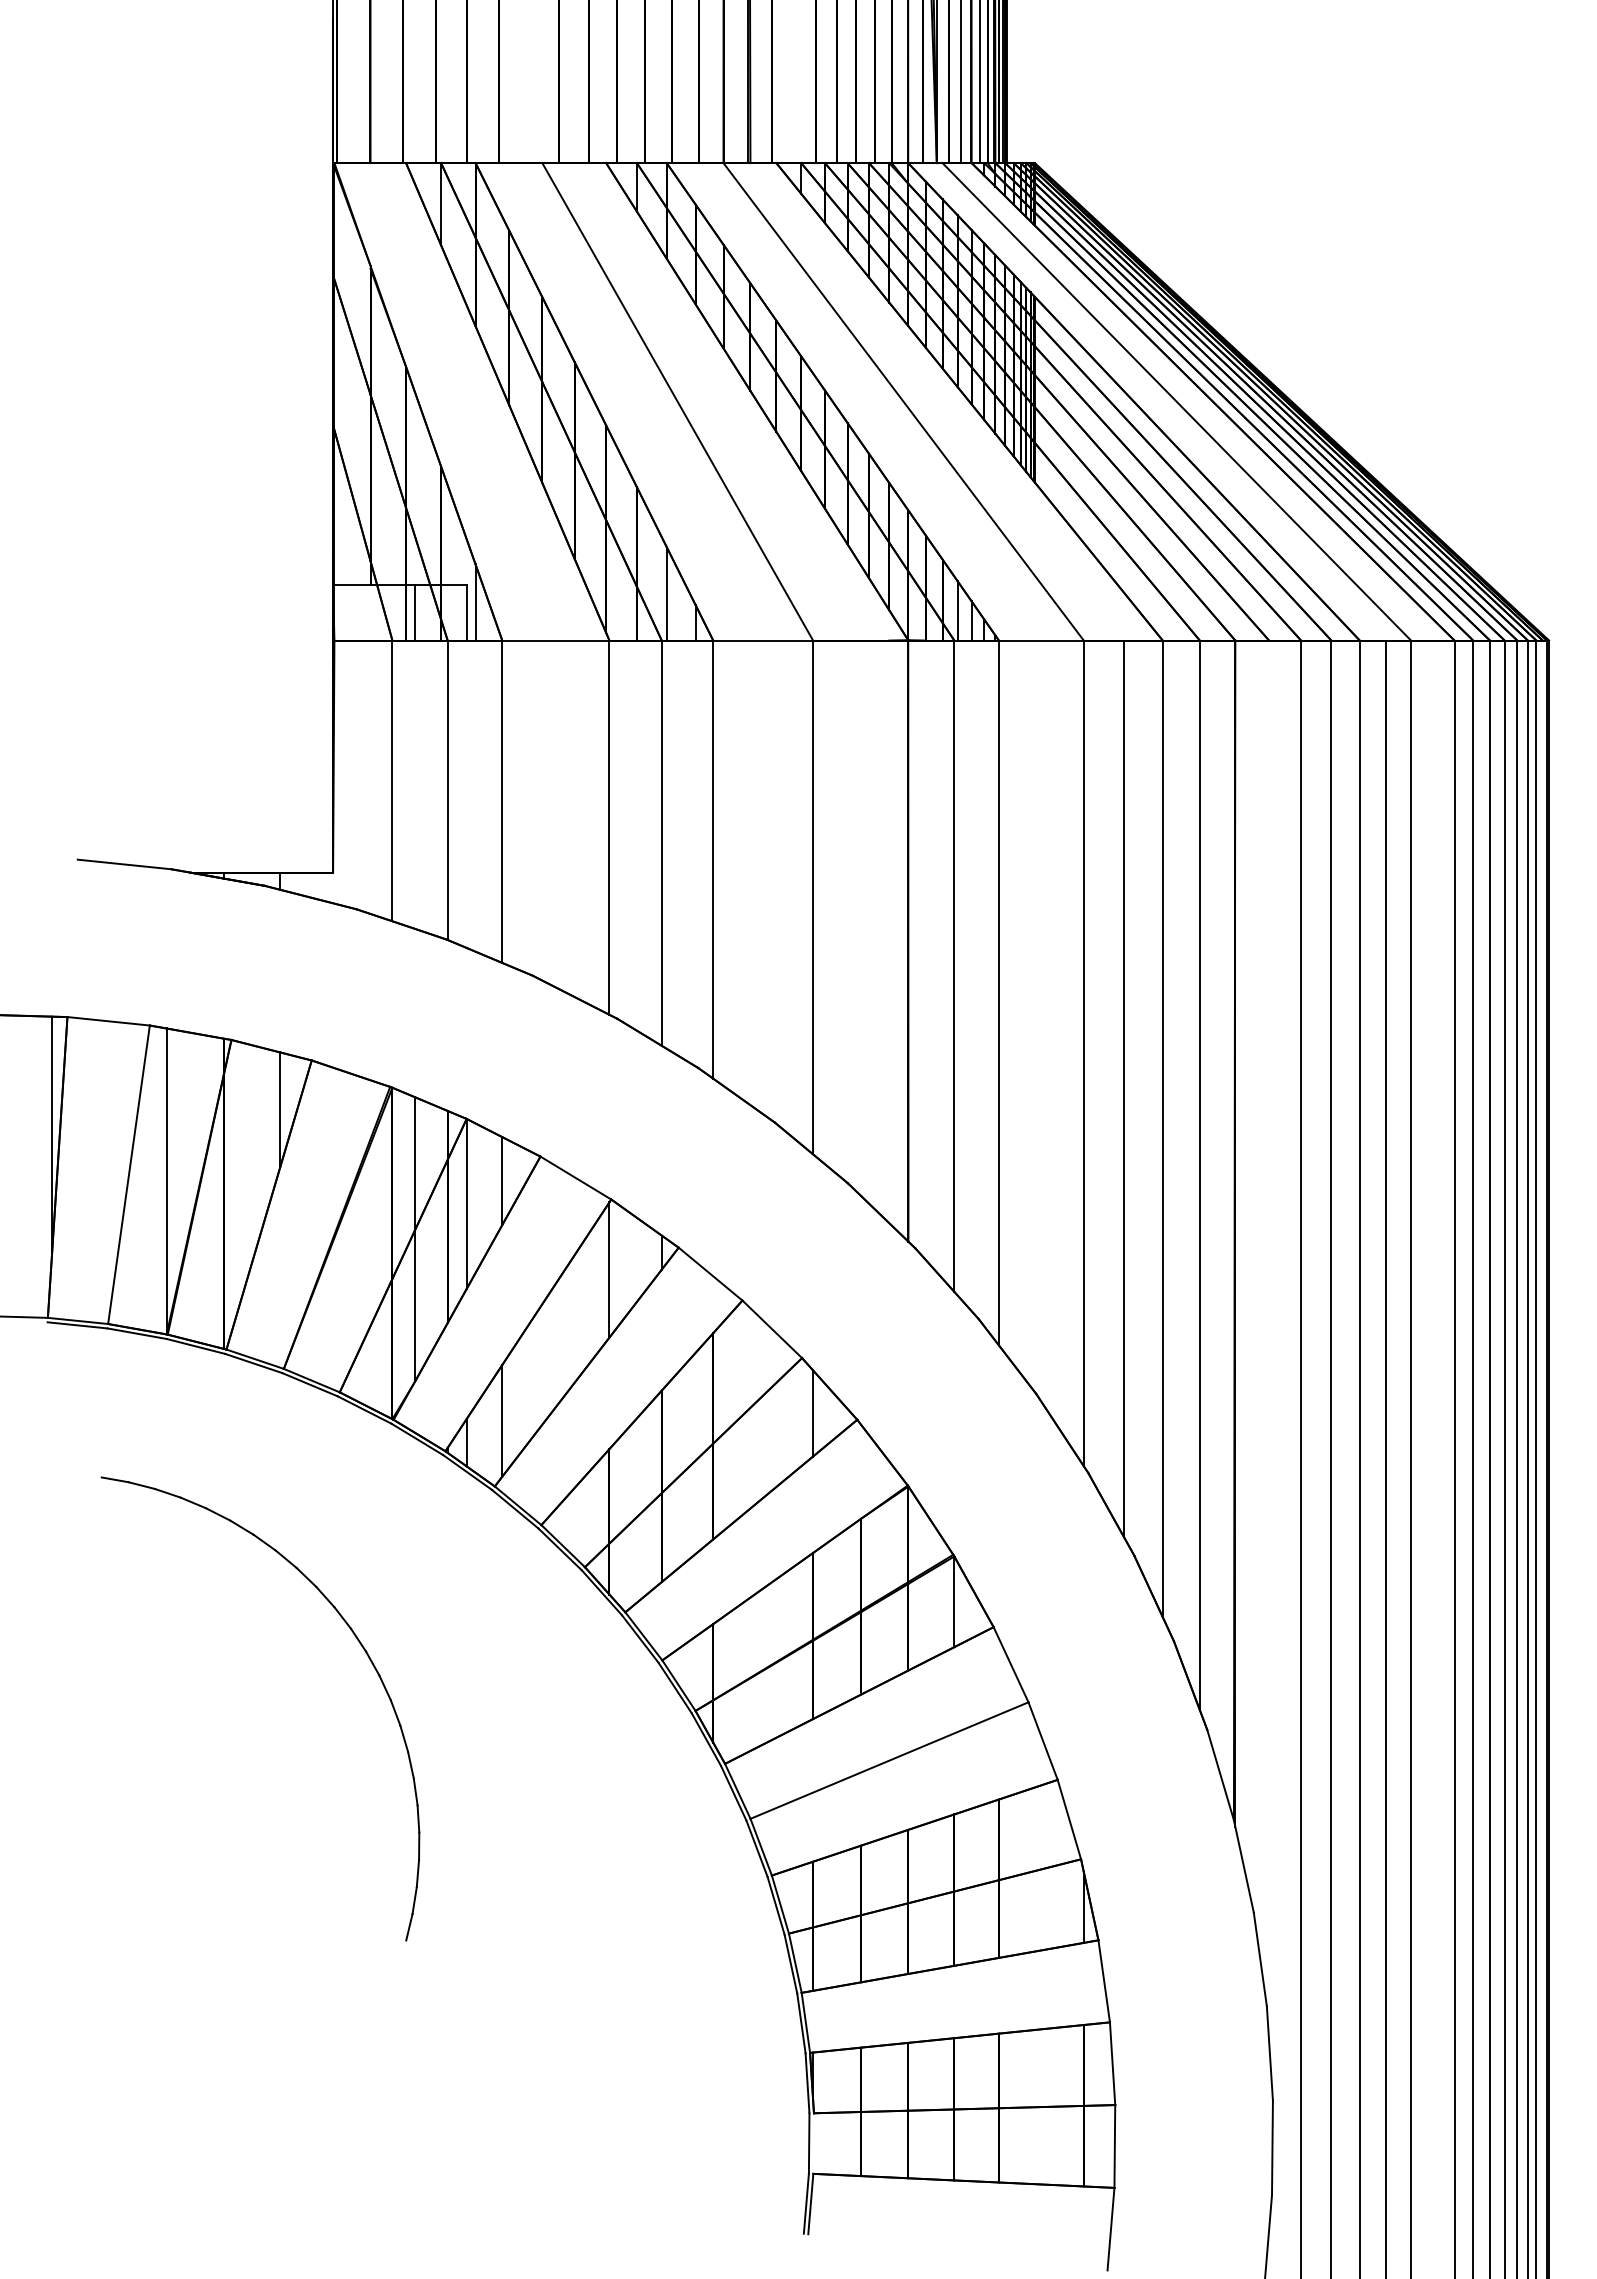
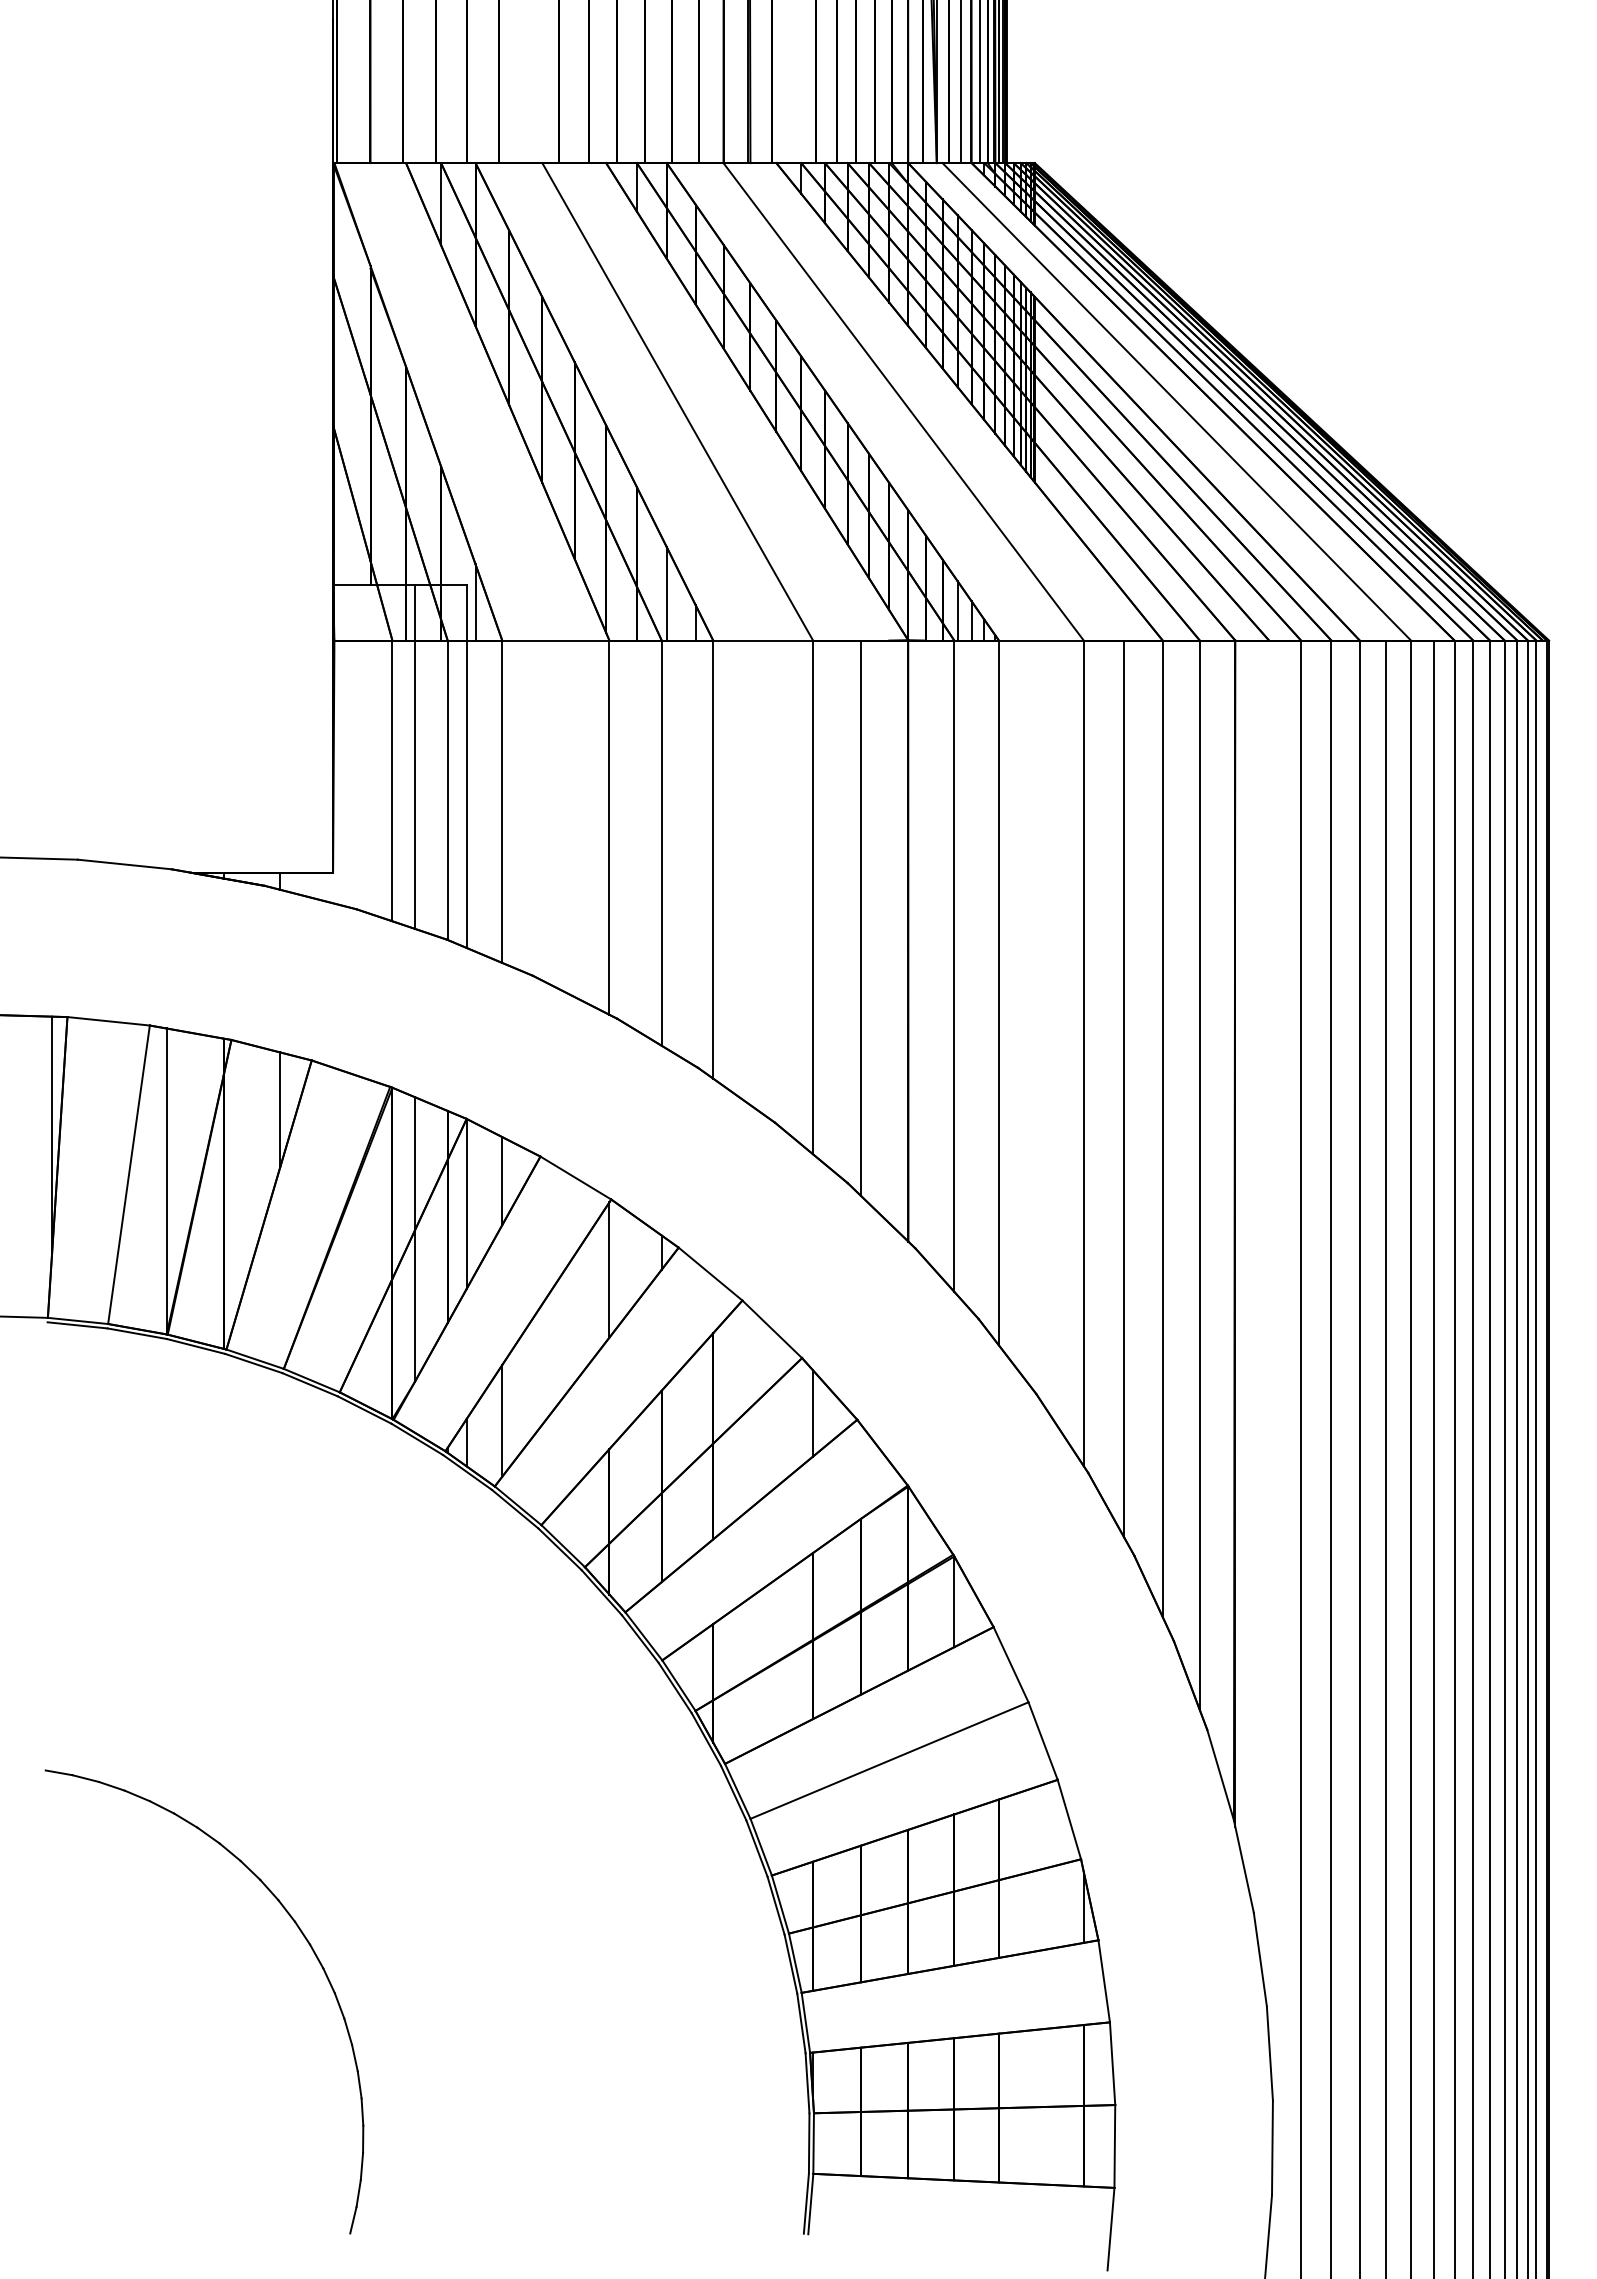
line: none -> present (415, 784)
line: none -> present (466, 793)
line: none -> present (39, 858)
line: none -> present (861, 918)
line: none -> present (1433, 1457)
part position: (358, 1642) -> (302, 1935) (302, 1935)
line: none -> present (813, 2143)
